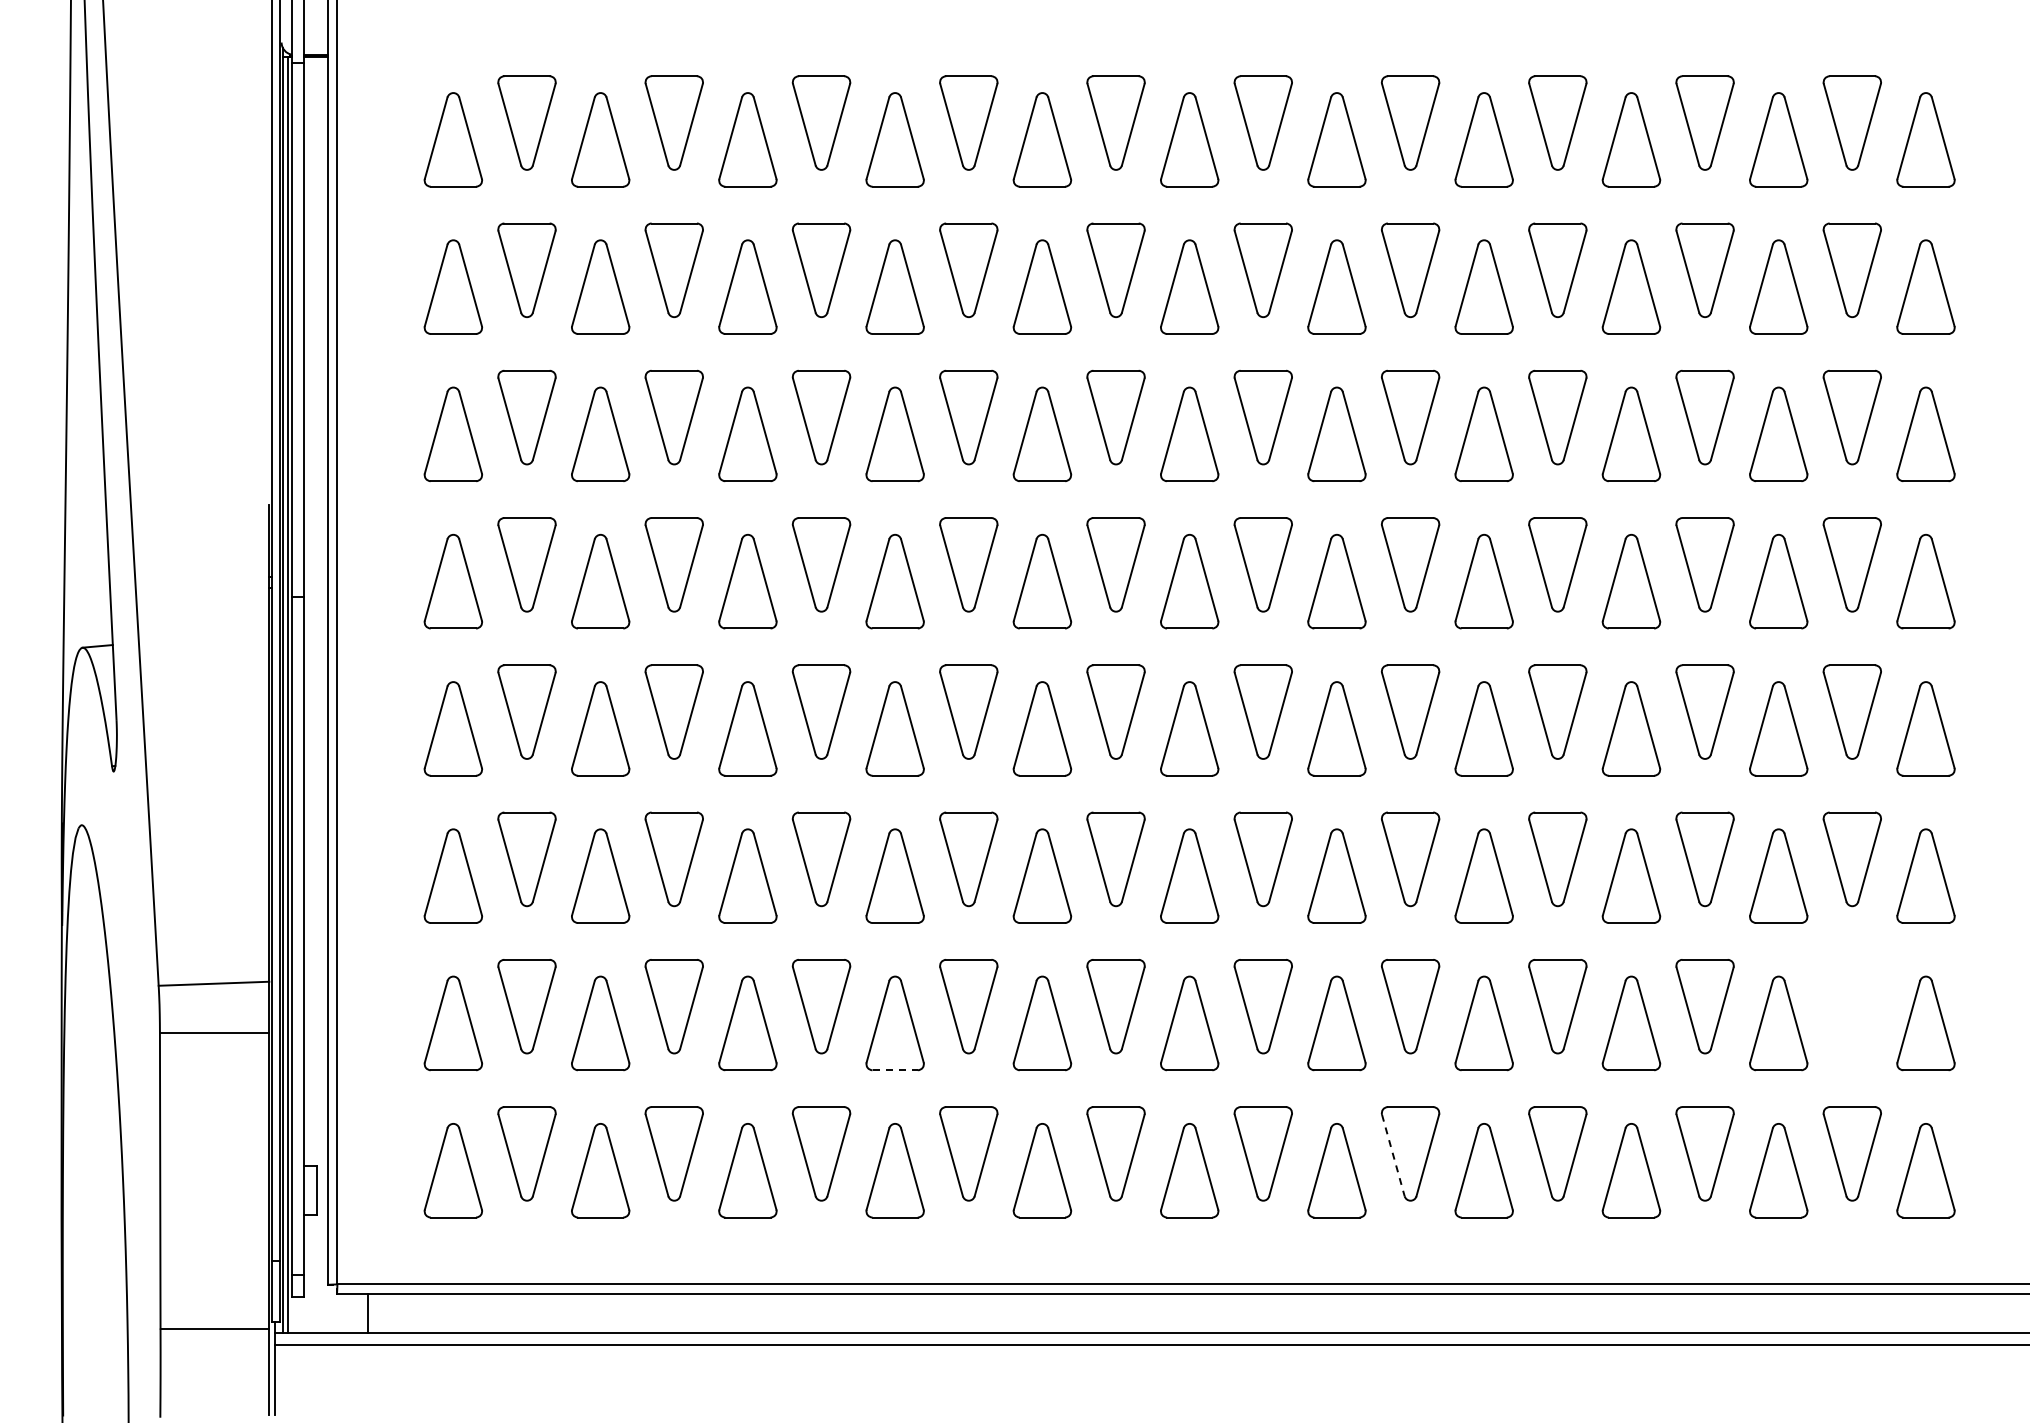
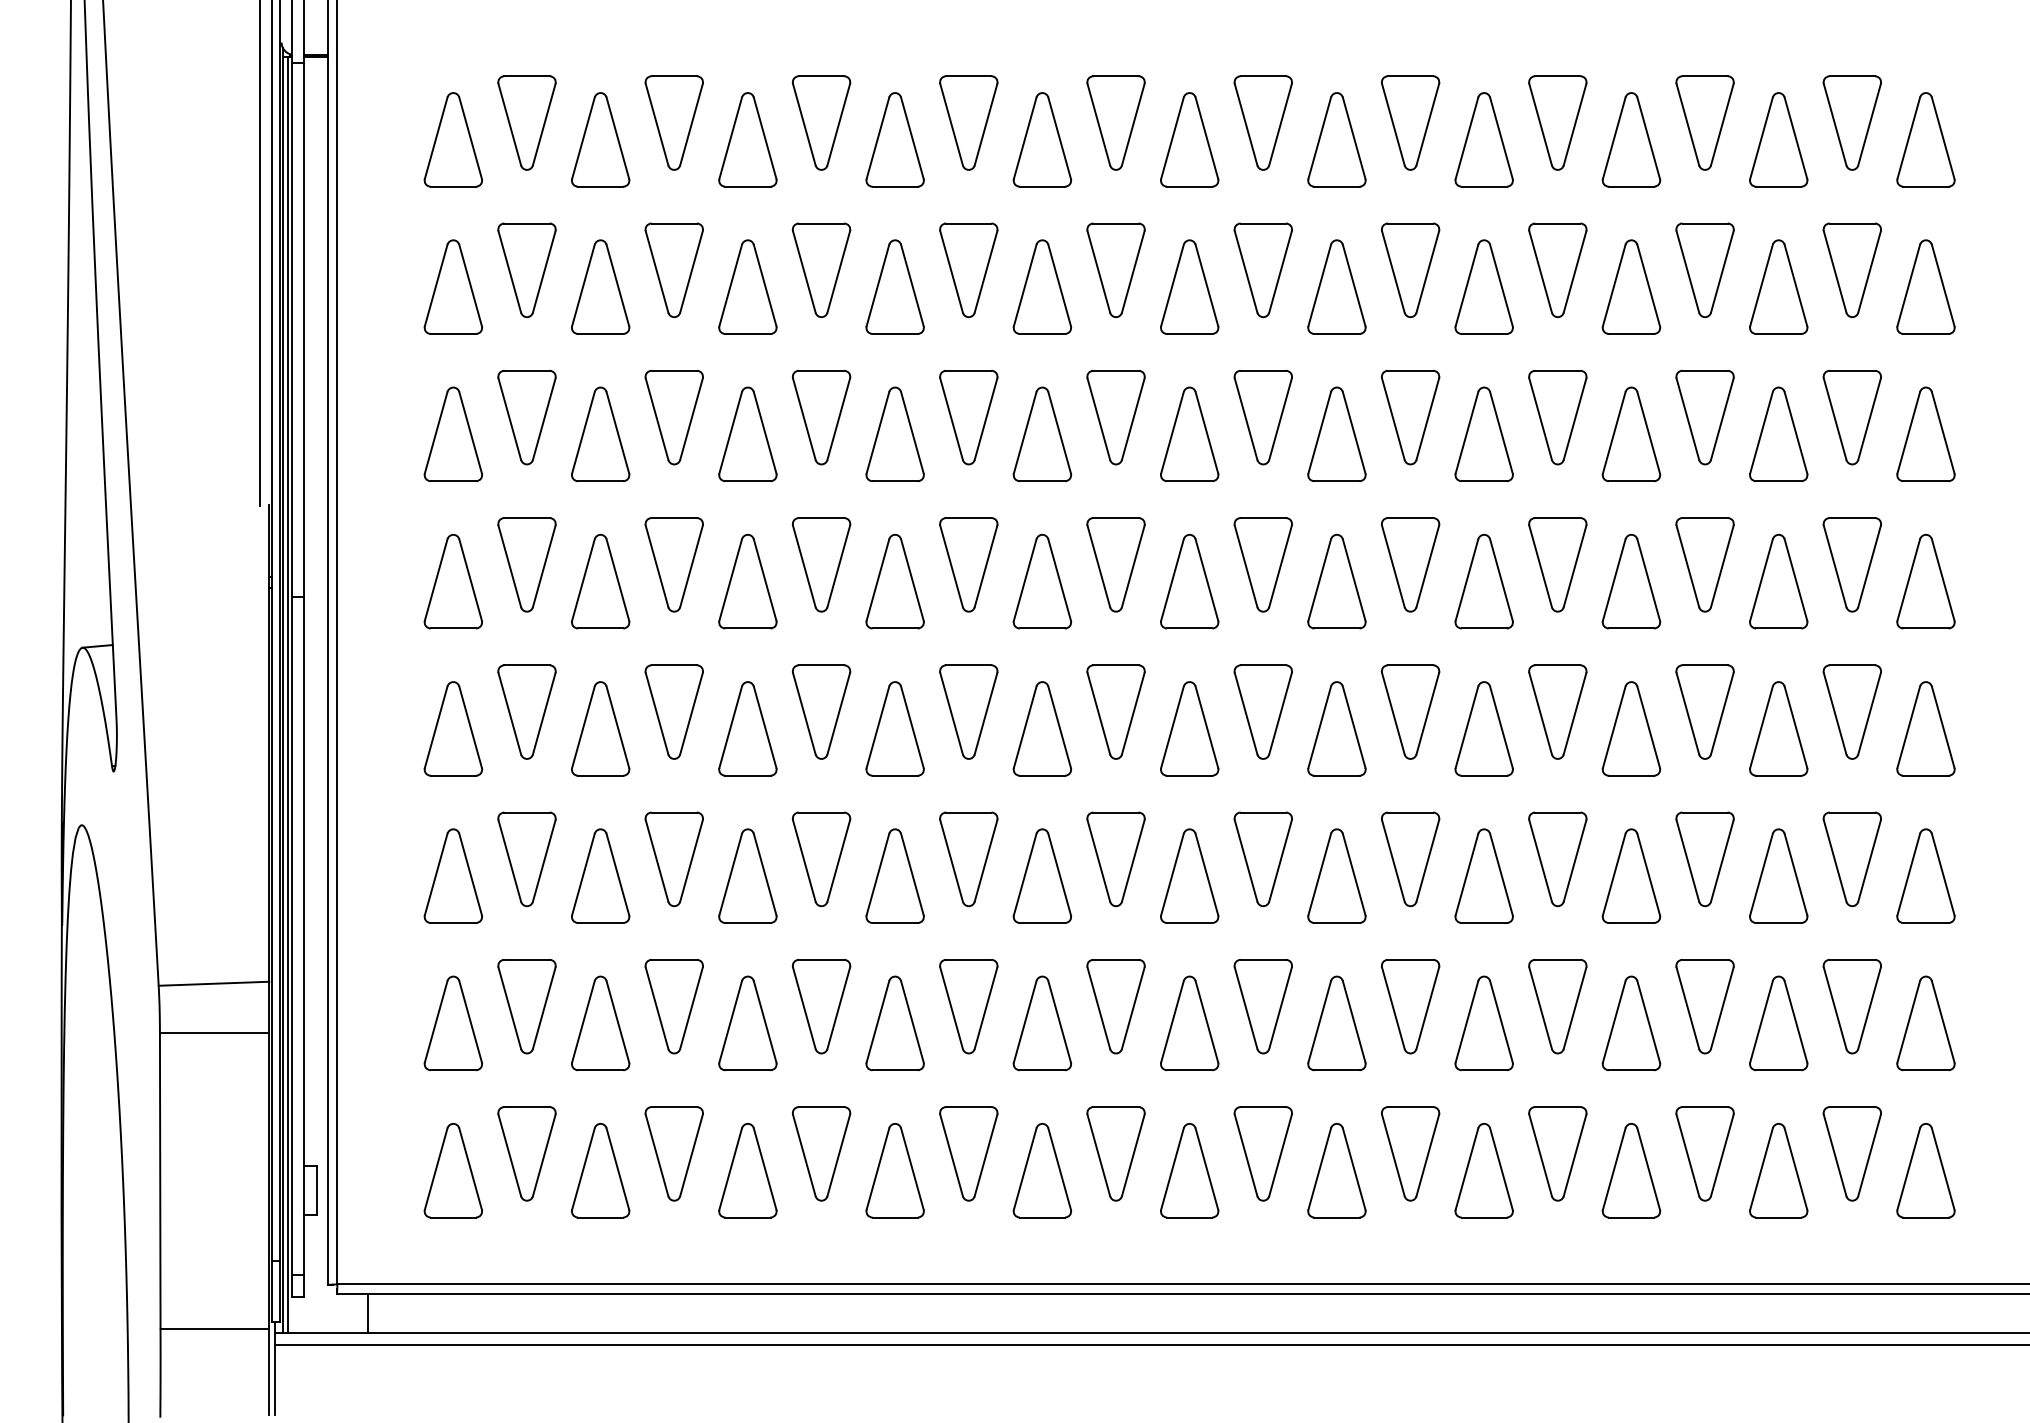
line: none -> present (260, 254)
part: none -> present (1851, 1006)
line: dashed -> solid (895, 1070)
line: dashed -> solid (1393, 1156)
